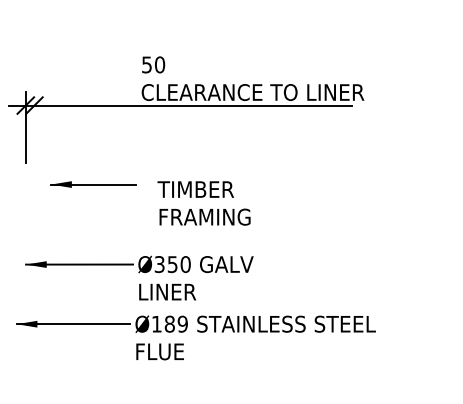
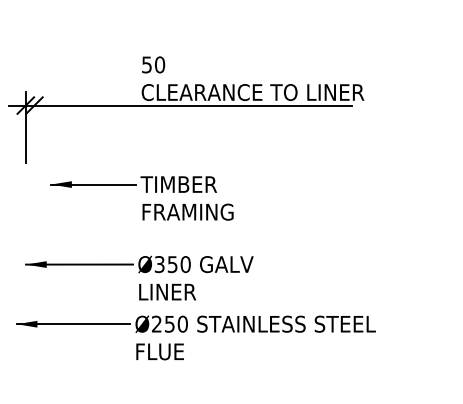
text position: (203, 203) -> (186, 198) (186, 198)
text: Ø189 -> Ø250 (169, 323)
